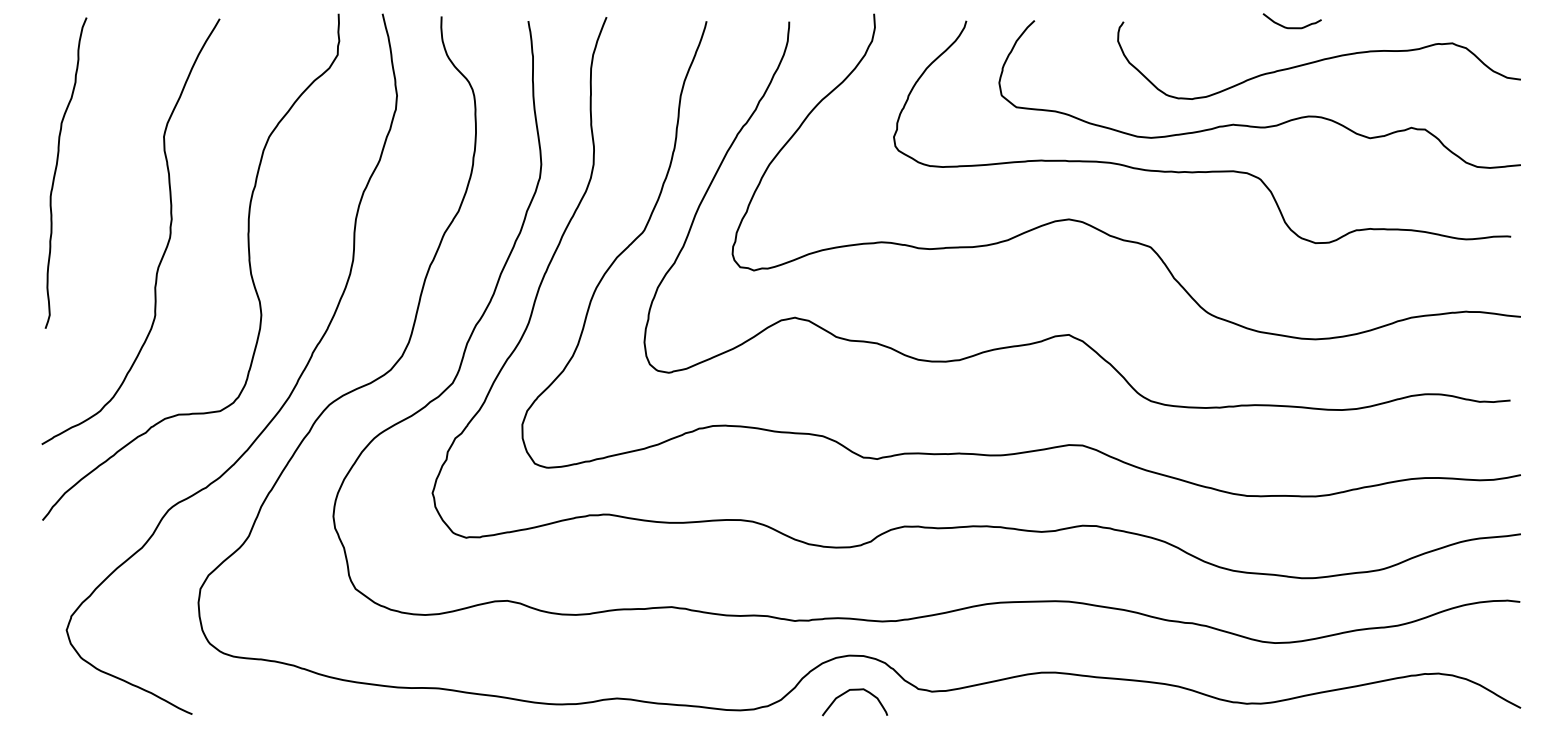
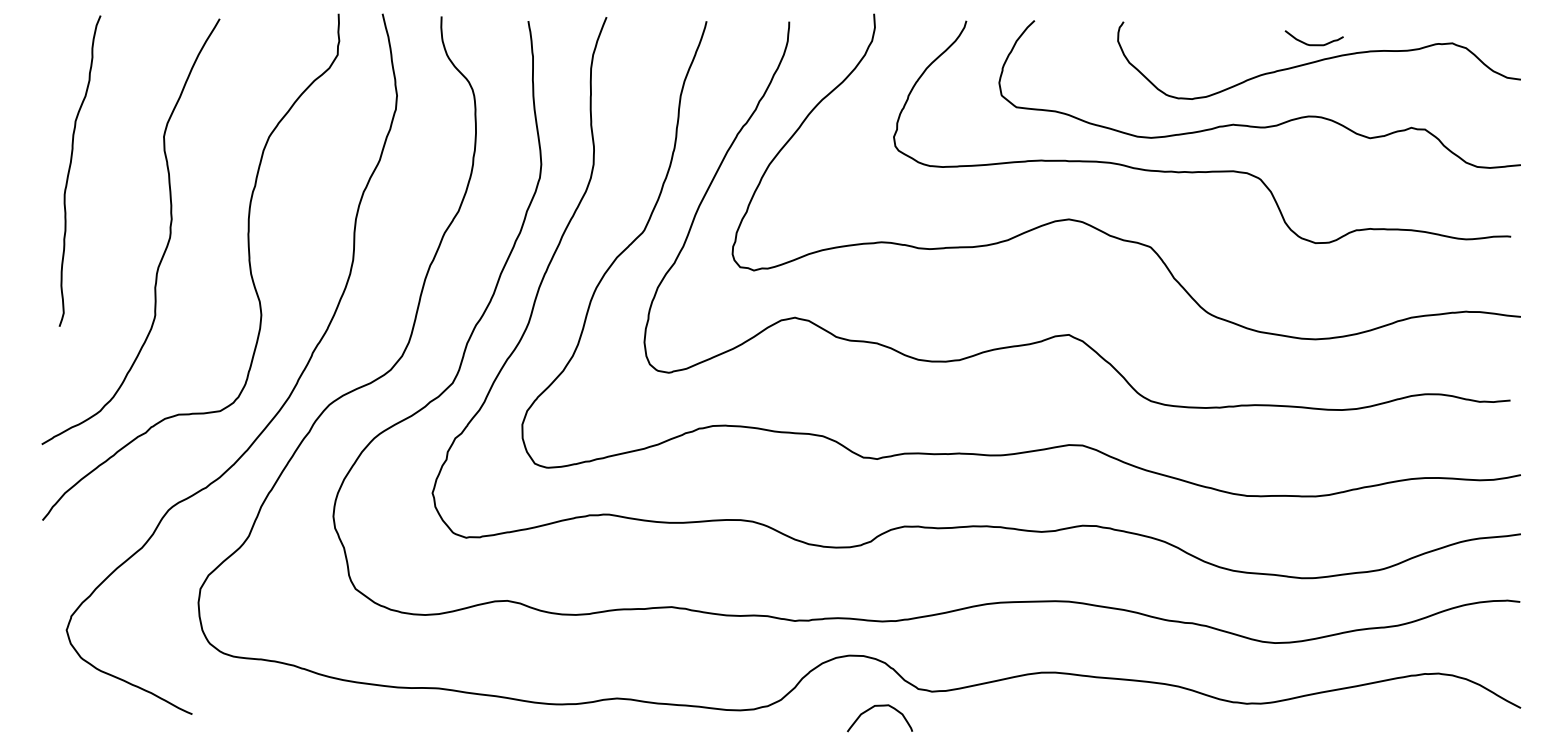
curve position: (1291, 27) -> (1313, 44) (1313, 44)
curve position: (56, 172) -> (70, 170) (70, 170)
curve position: (855, 690) -> (880, 706) (880, 706)
